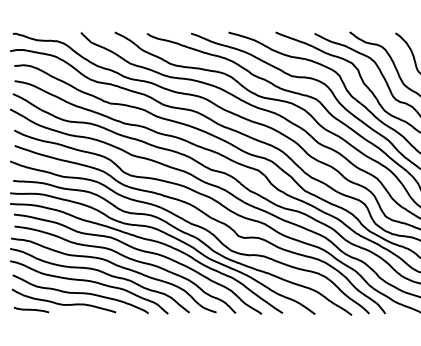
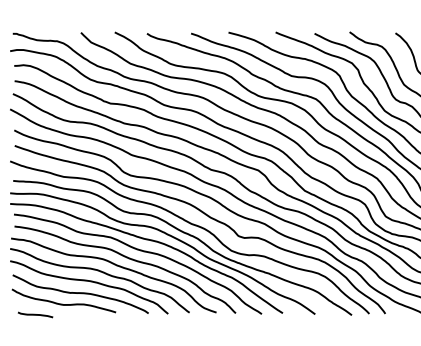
curve position: (31, 309) -> (35, 314) (35, 314)
